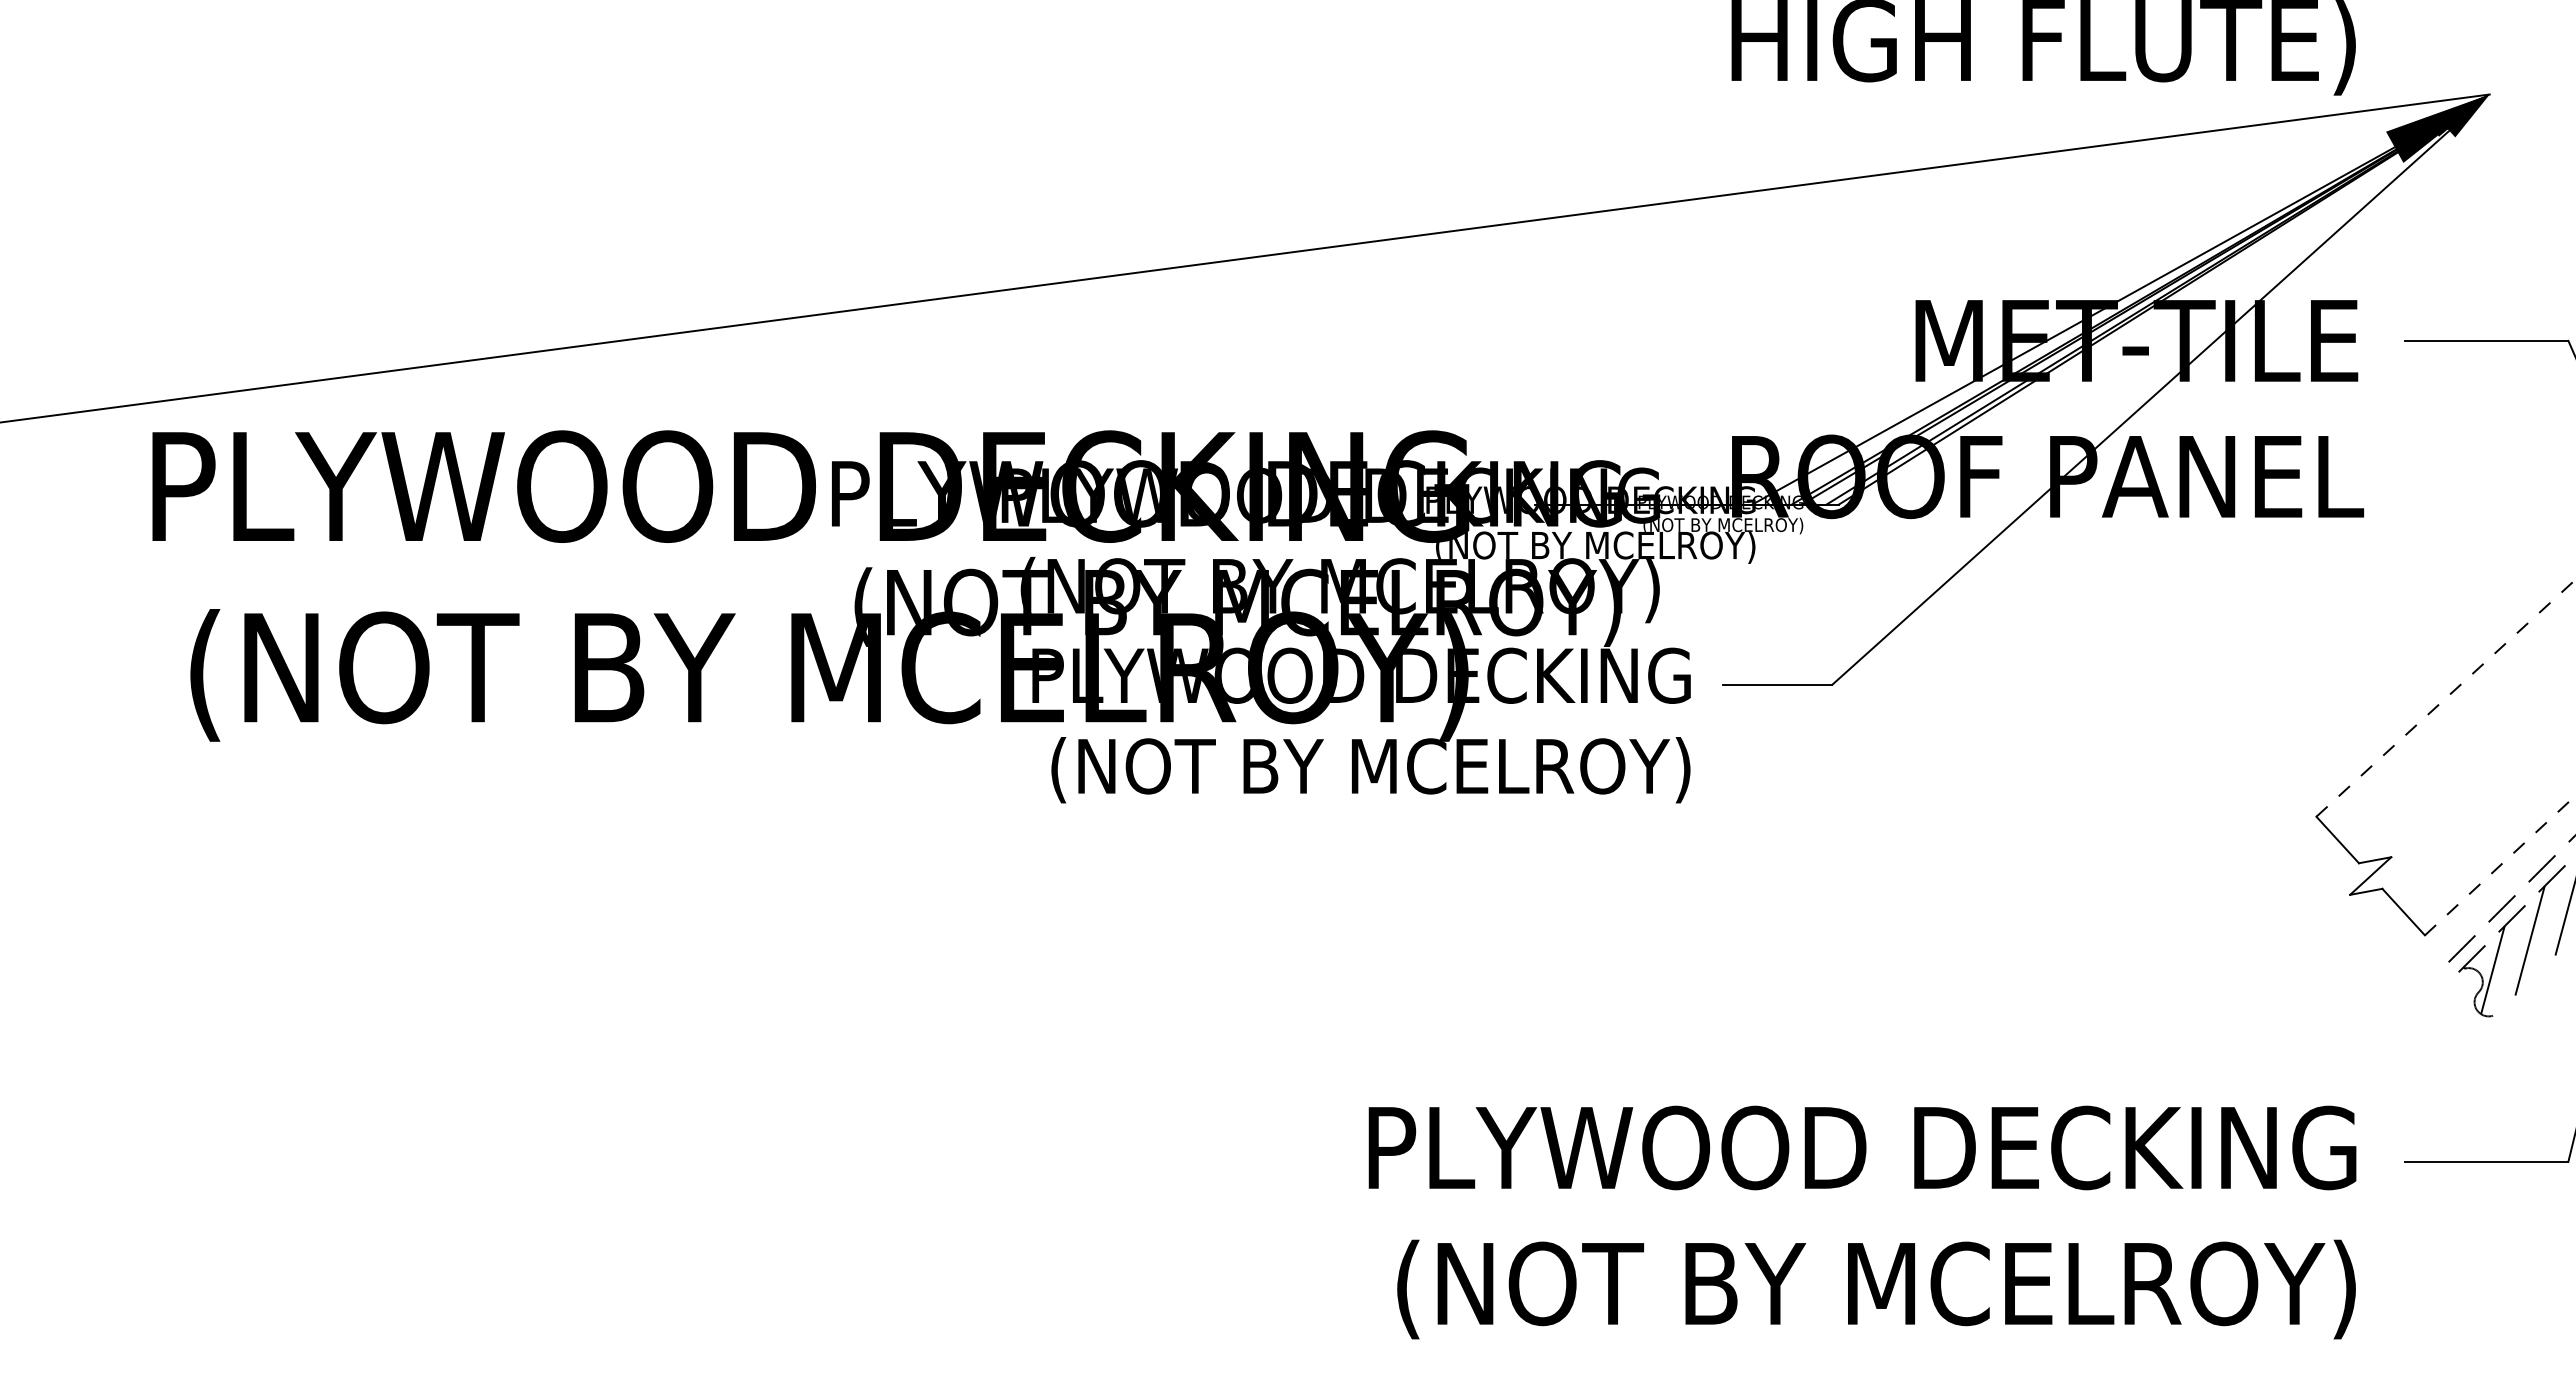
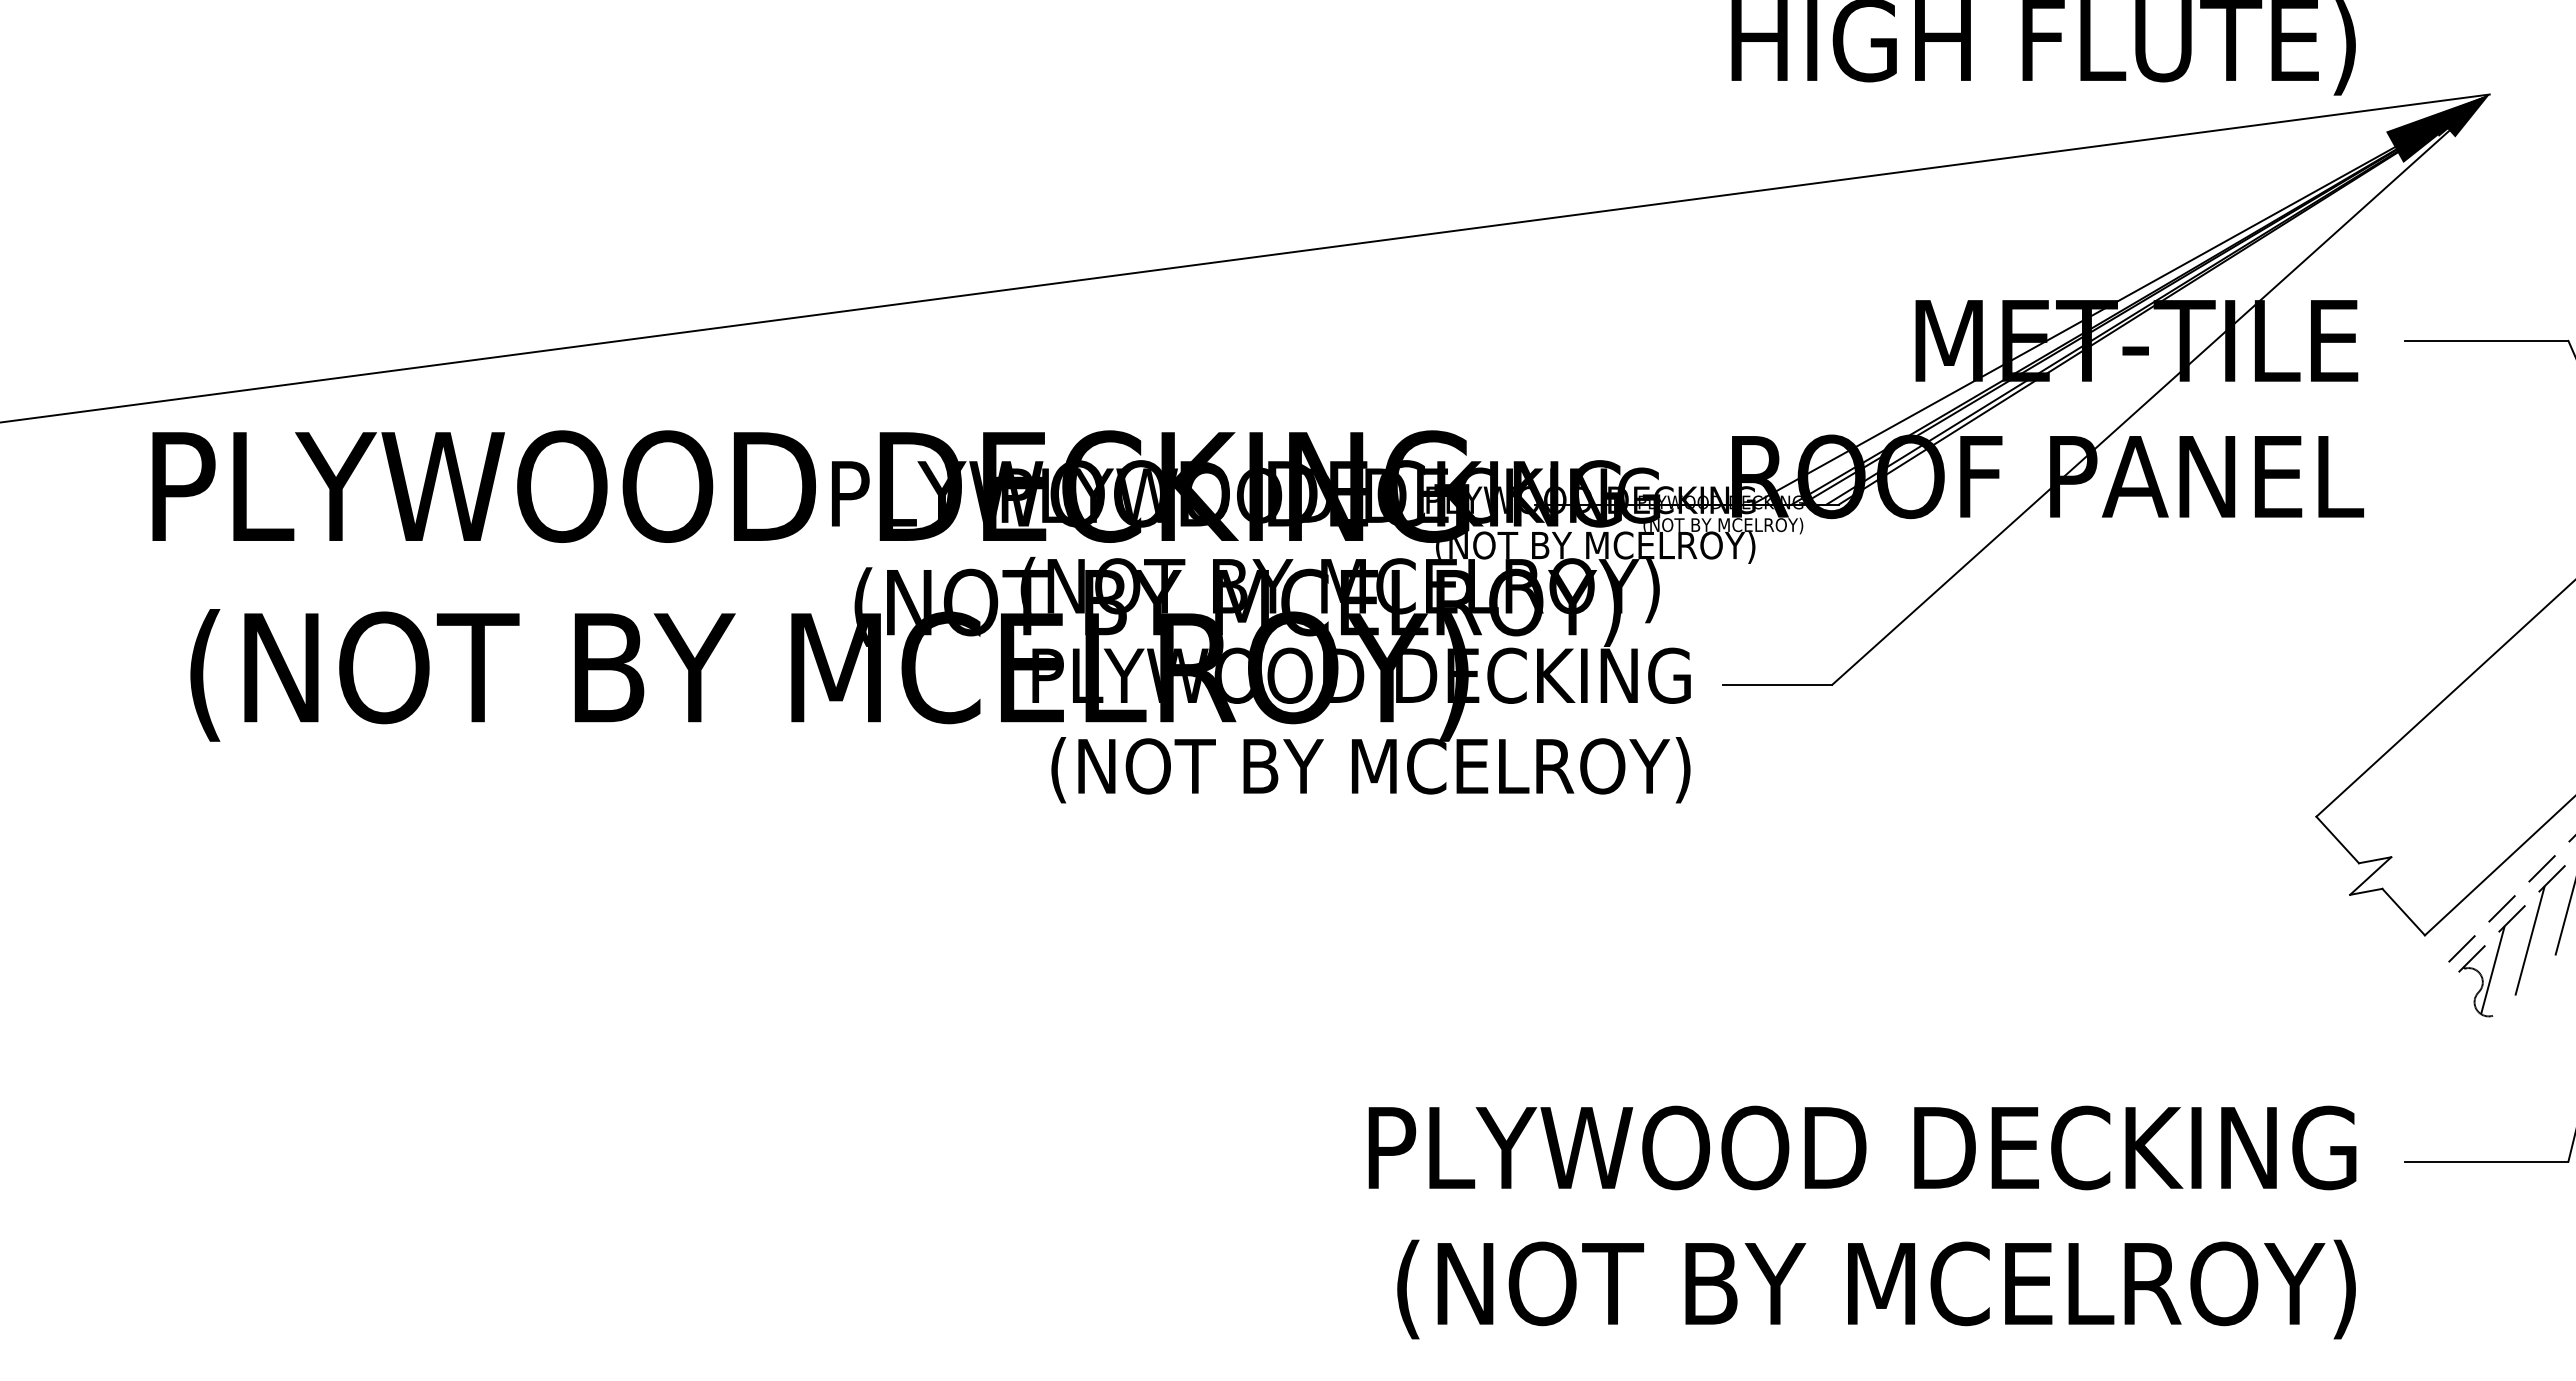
line: dashed -> solid (2446, 698)
line: dashed -> solid (2500, 865)
